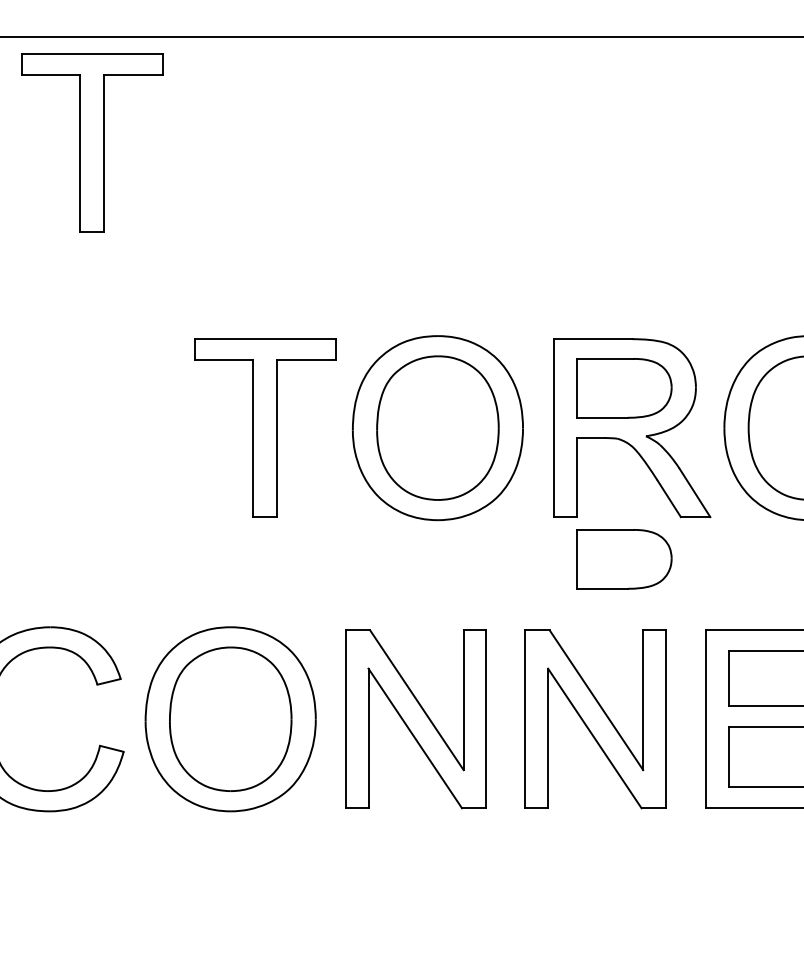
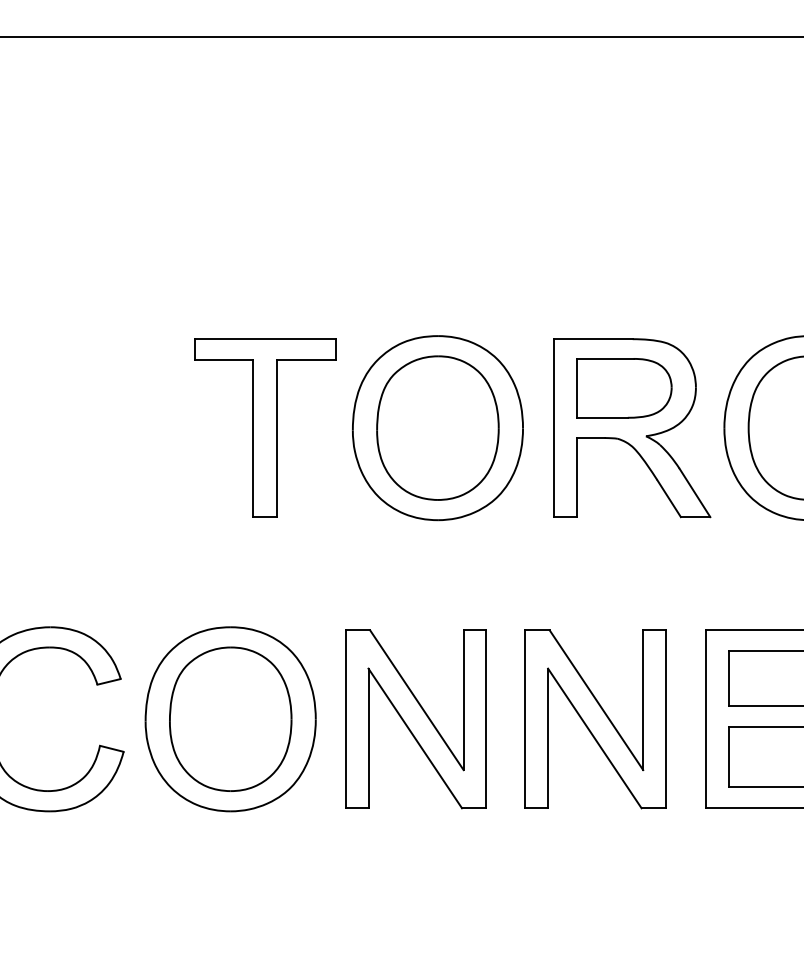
part: present -> none (92, 142)
part: present -> none (624, 559)
